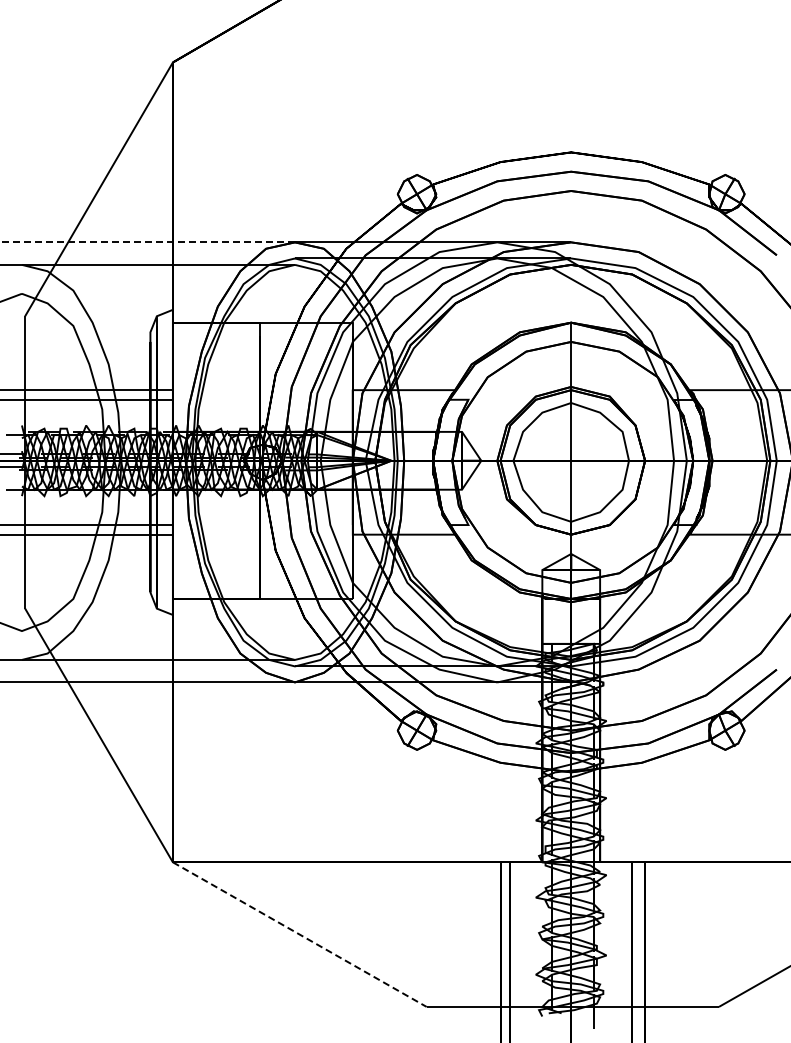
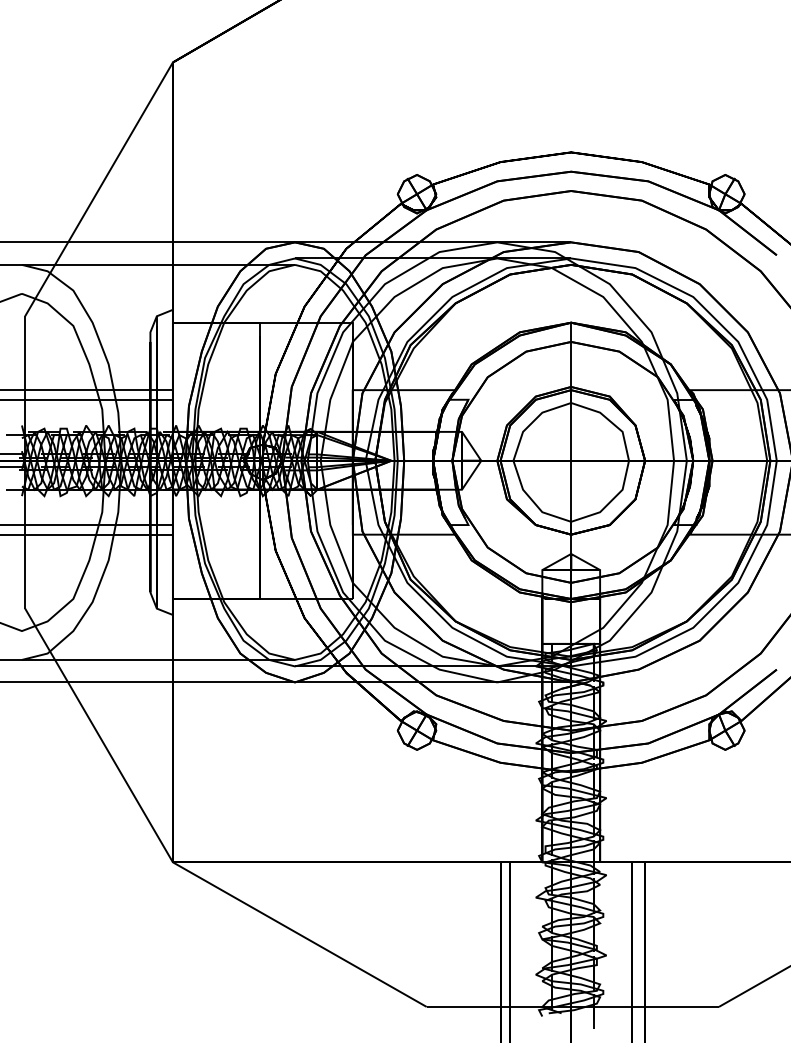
line: dashed -> solid (147, 242)
line: dashed -> solid (300, 934)
